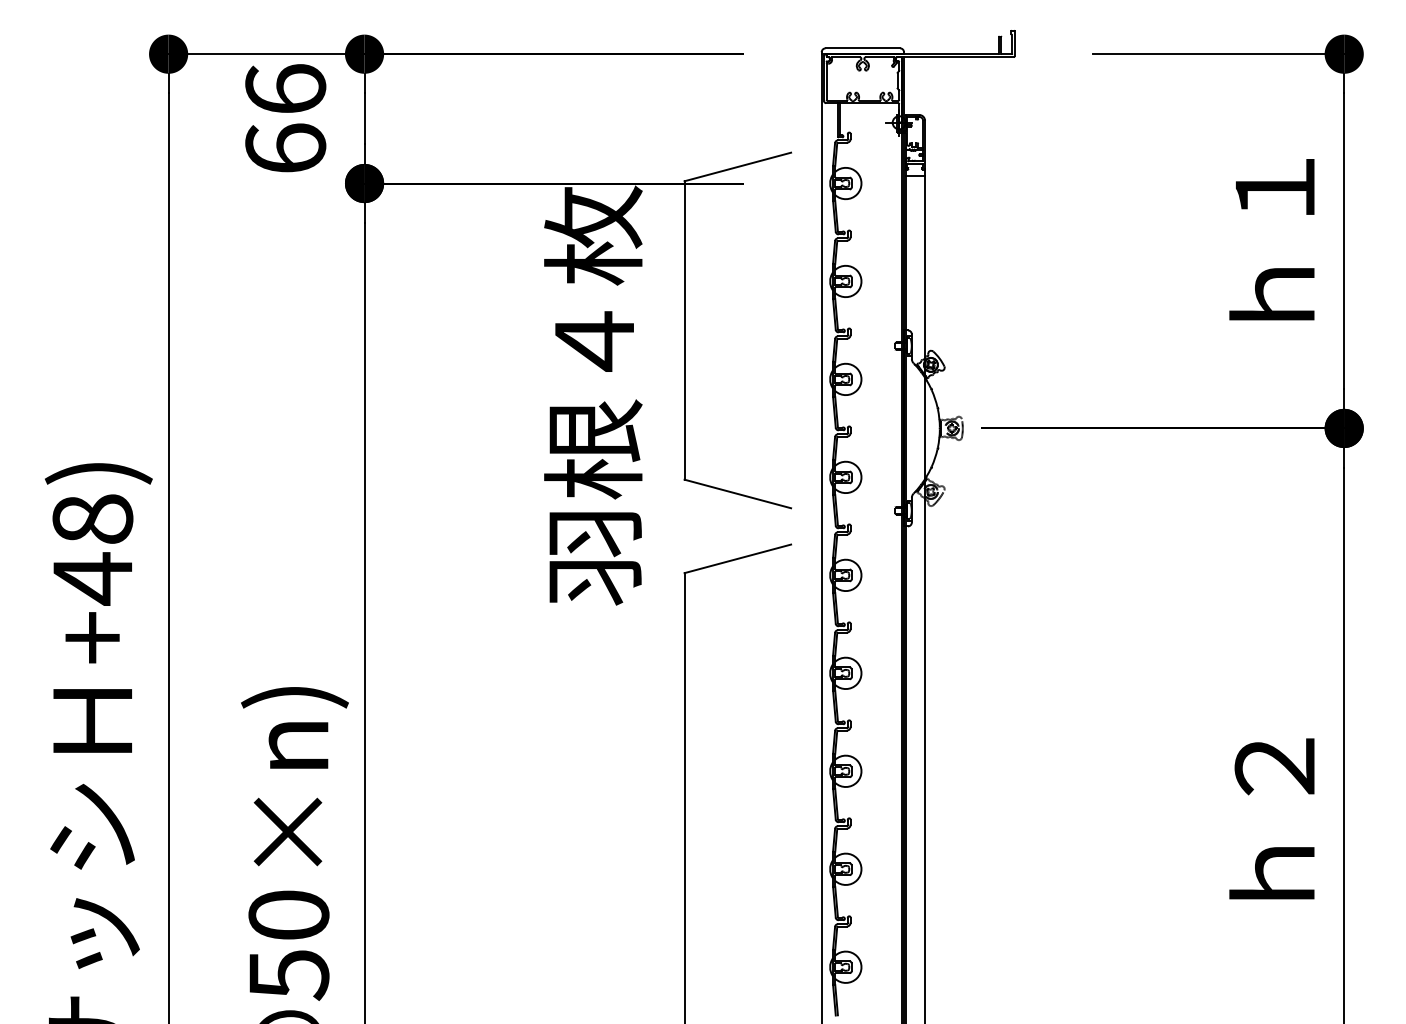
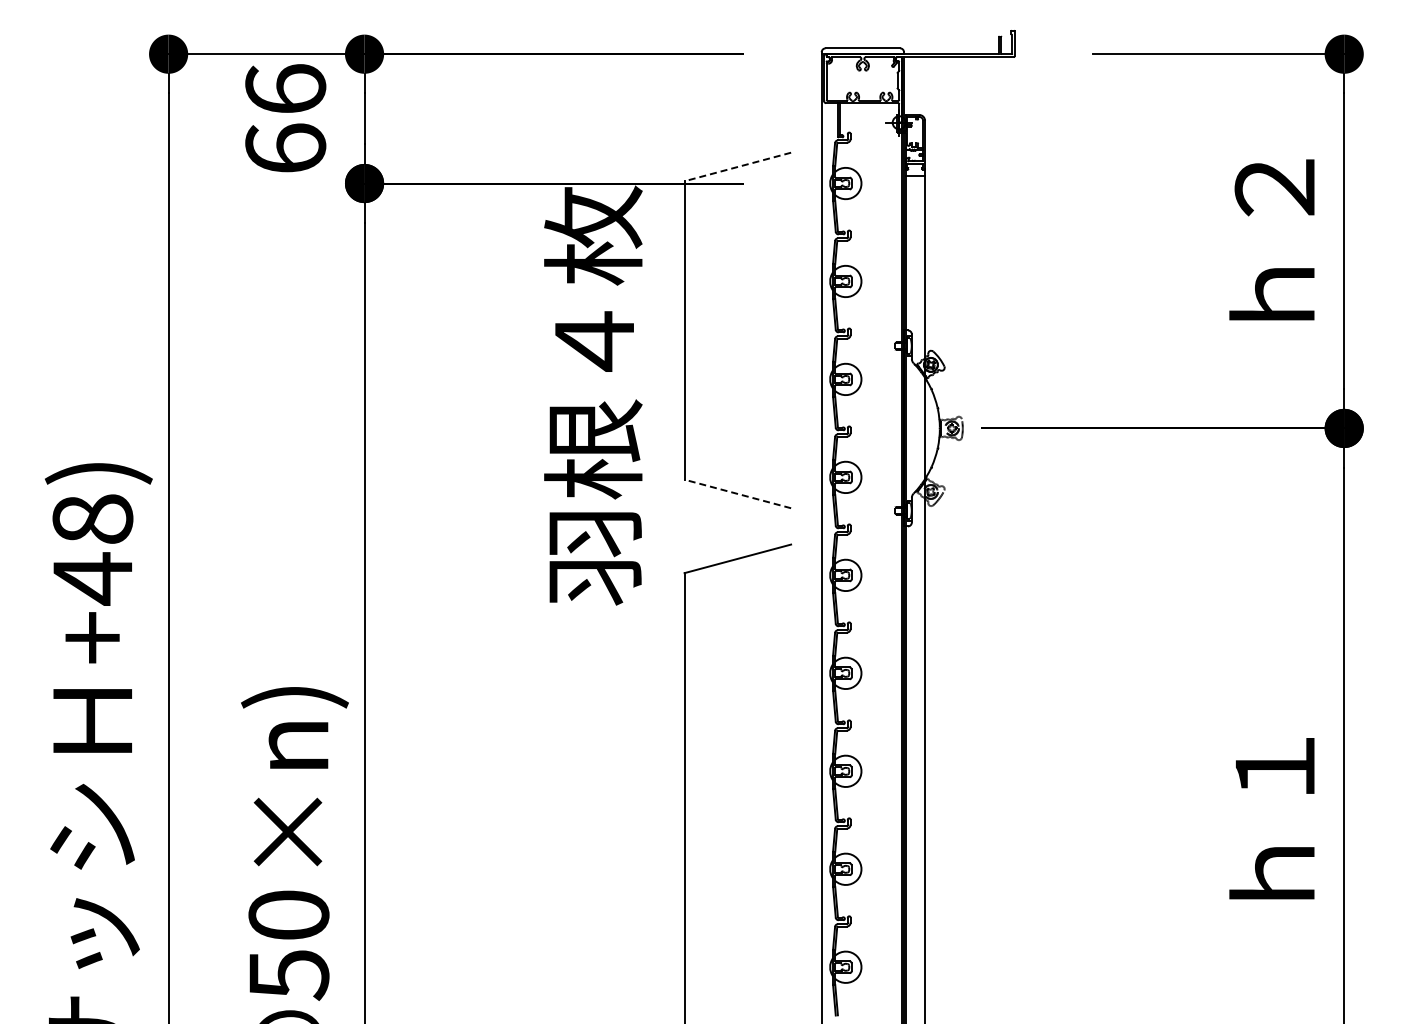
line: solid -> dashed (737, 167)
text: ｈ１ -> ｈ２ (1274, 187)
line: solid -> dashed (737, 493)
text: ｈ２ -> ｈ１ (1274, 766)
